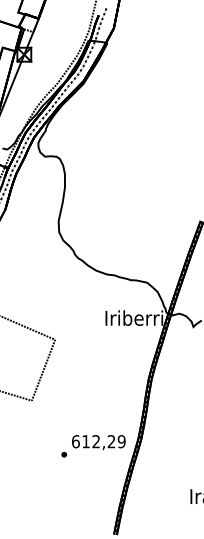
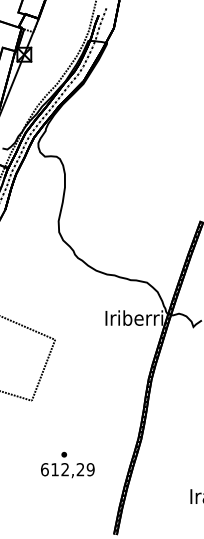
text position: (98, 442) -> (67, 470) (67, 470)
